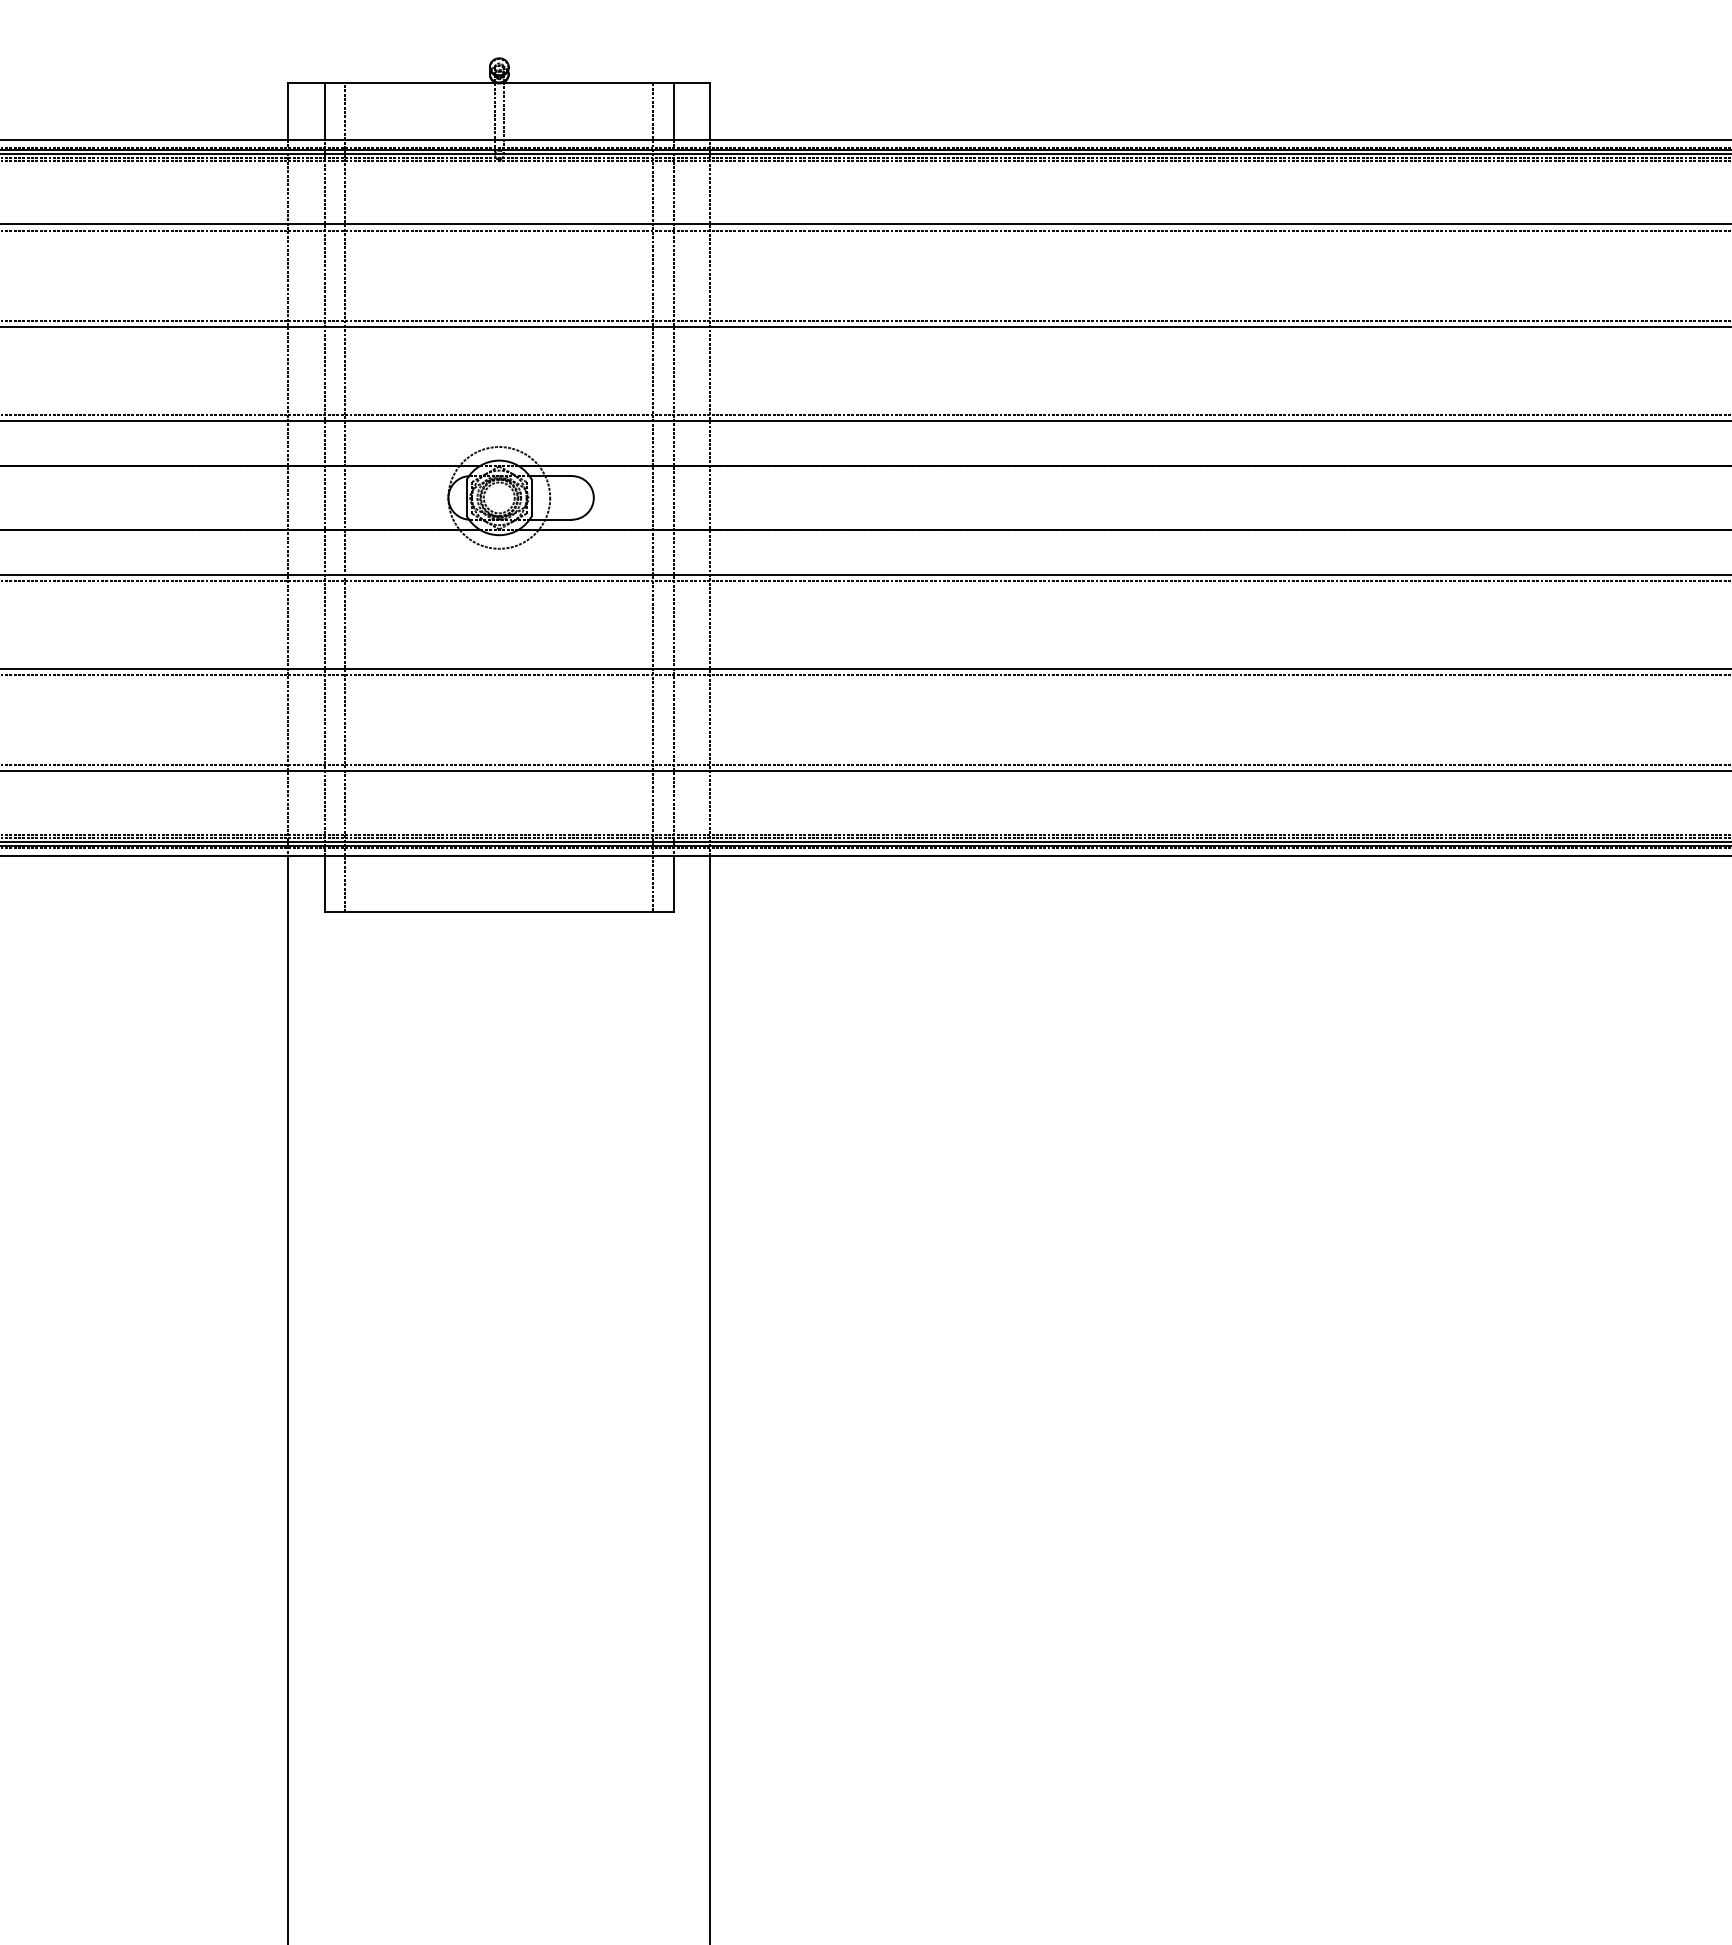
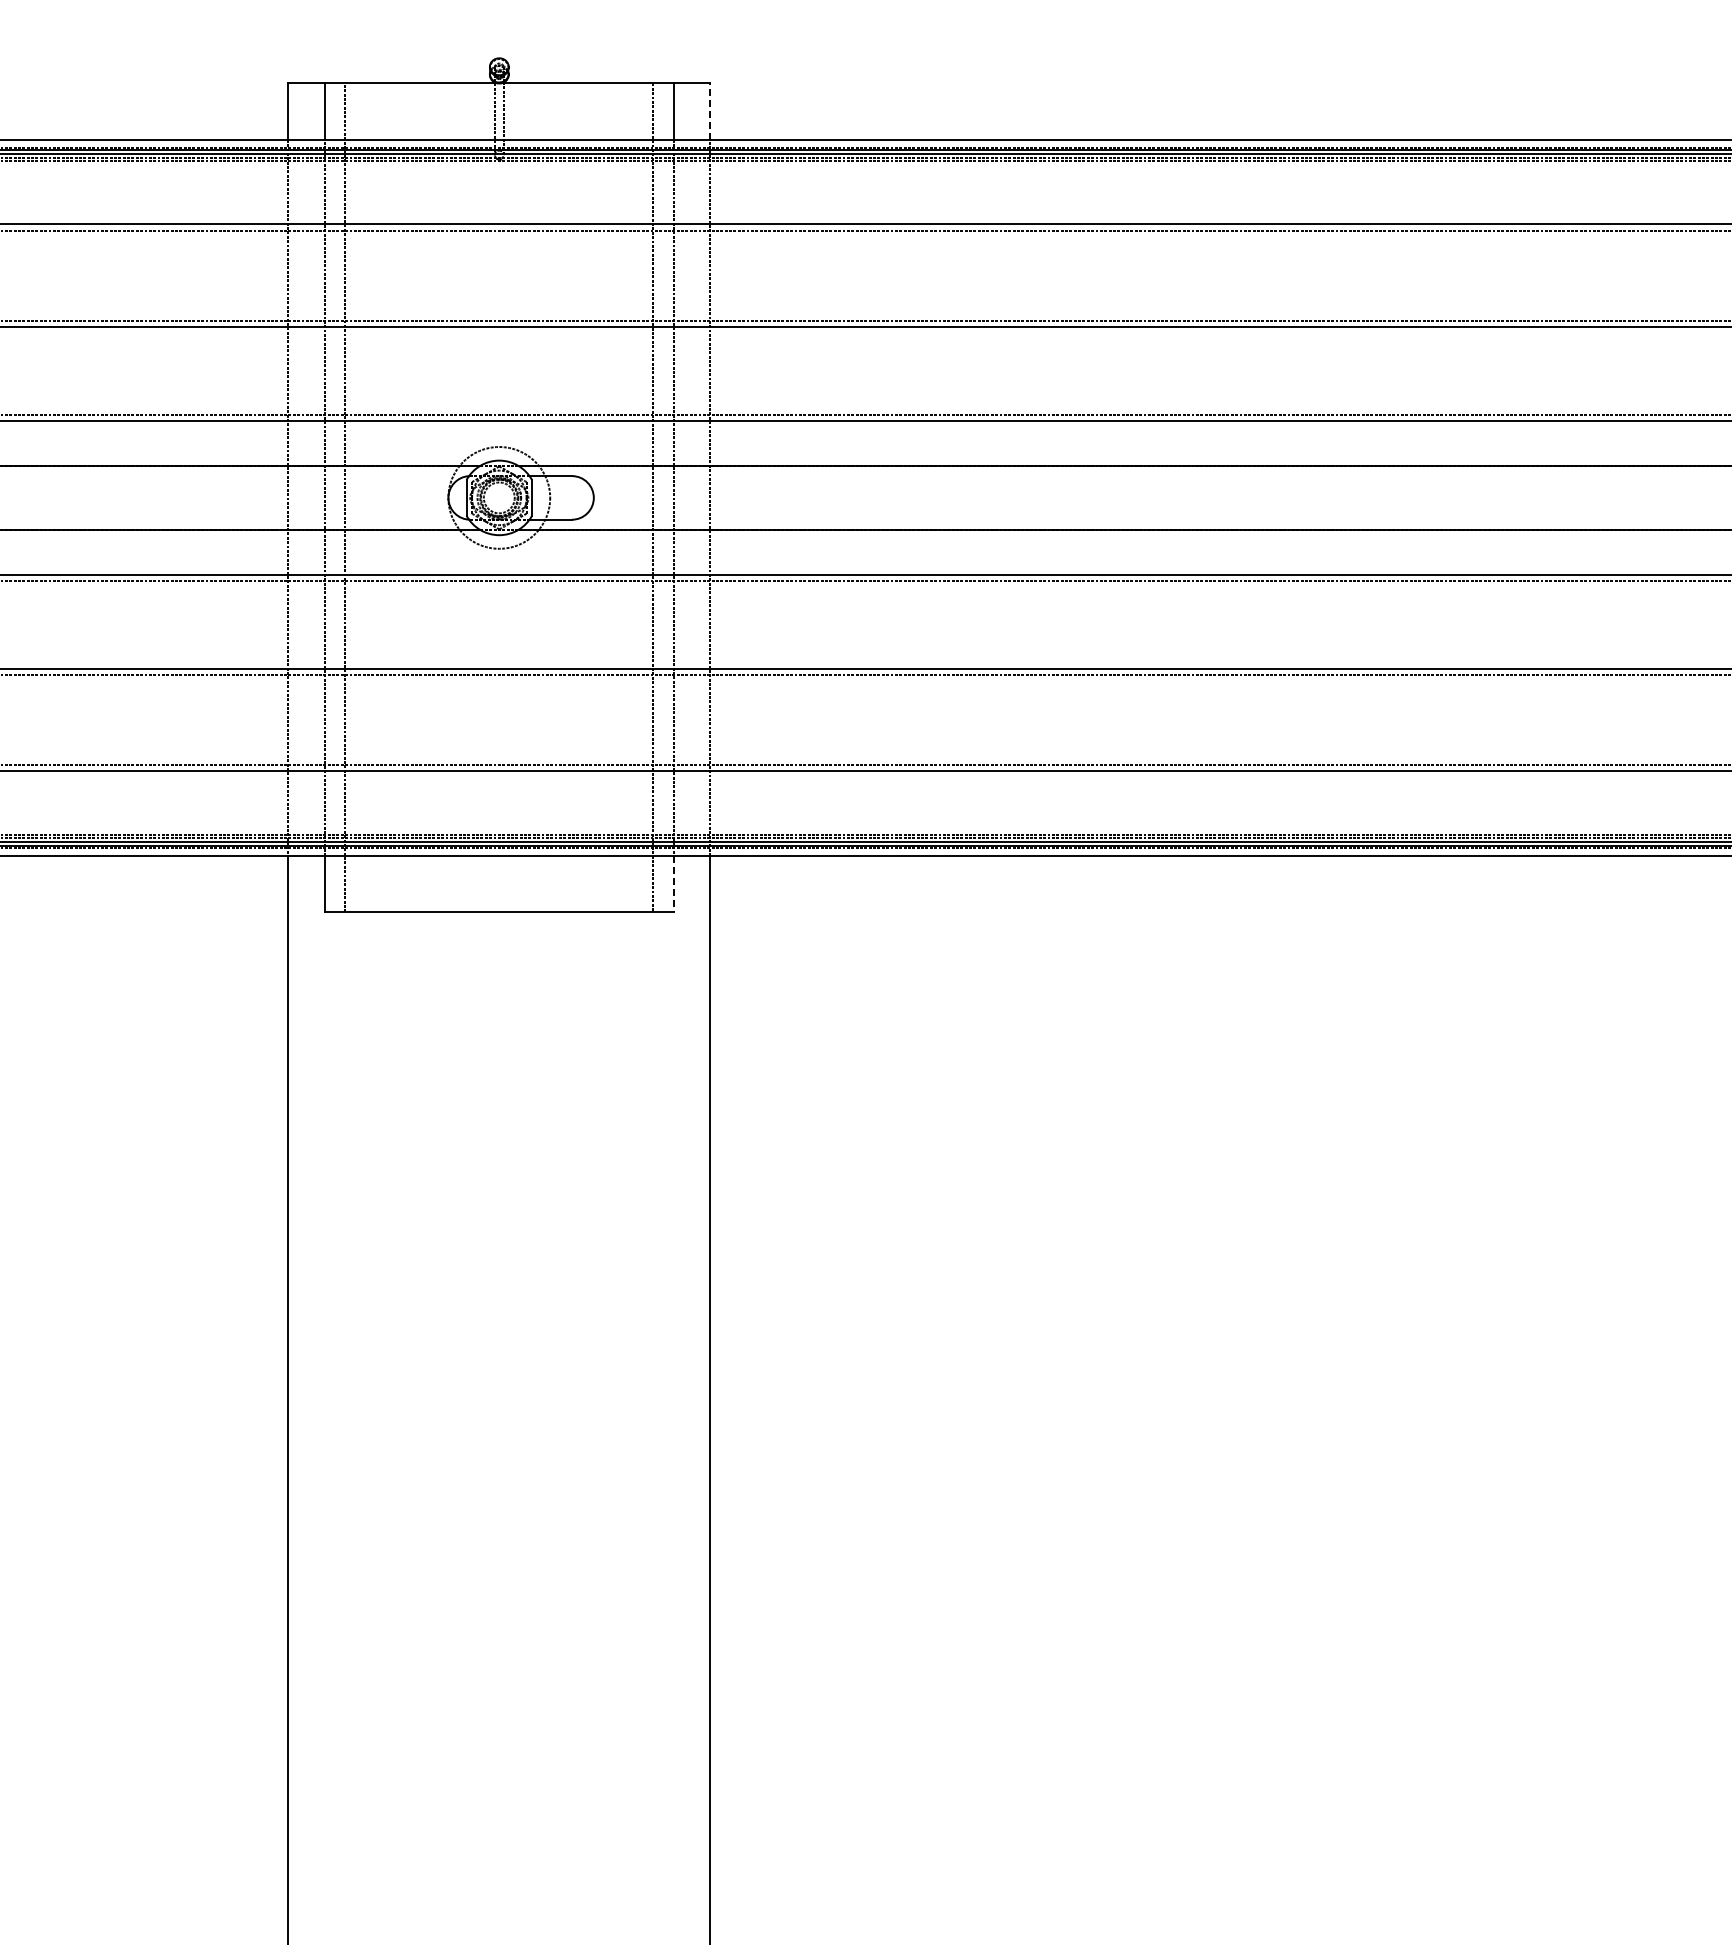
line: solid -> dashed (710, 111)
line: solid -> dashed (673, 884)
